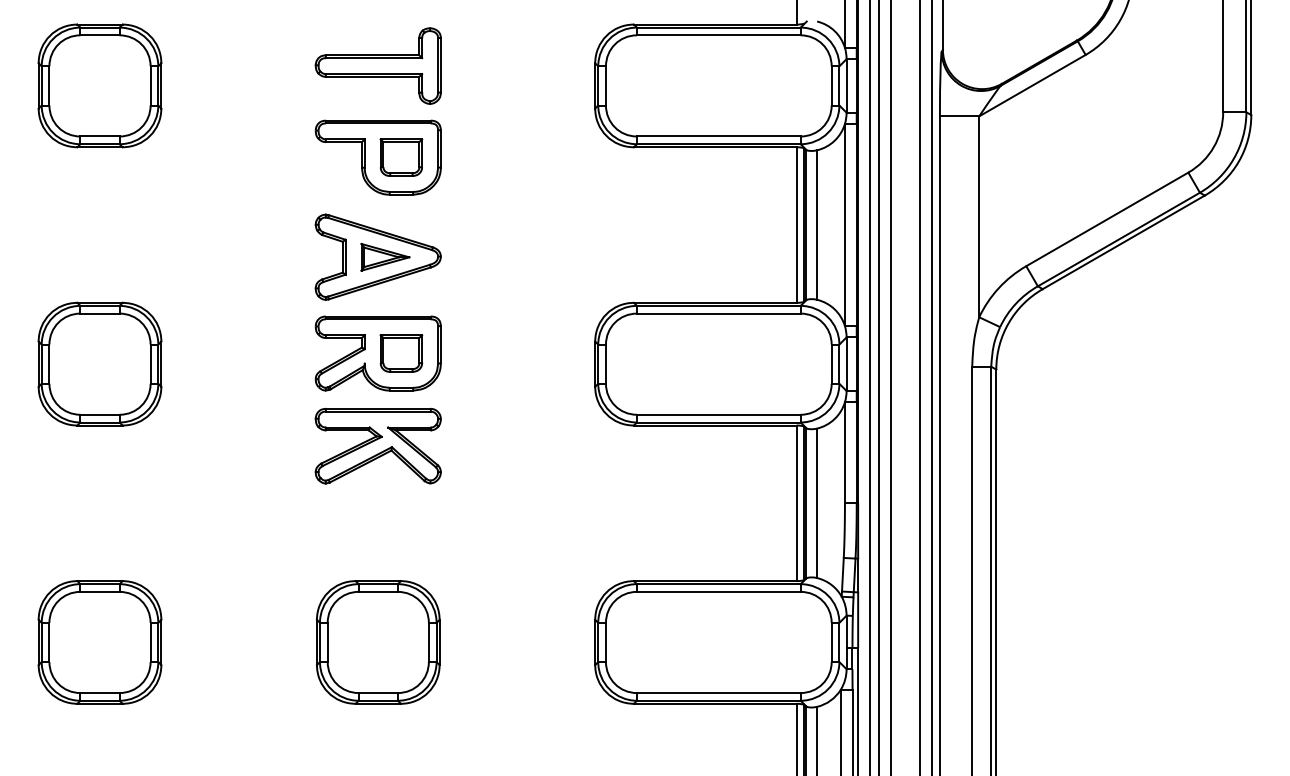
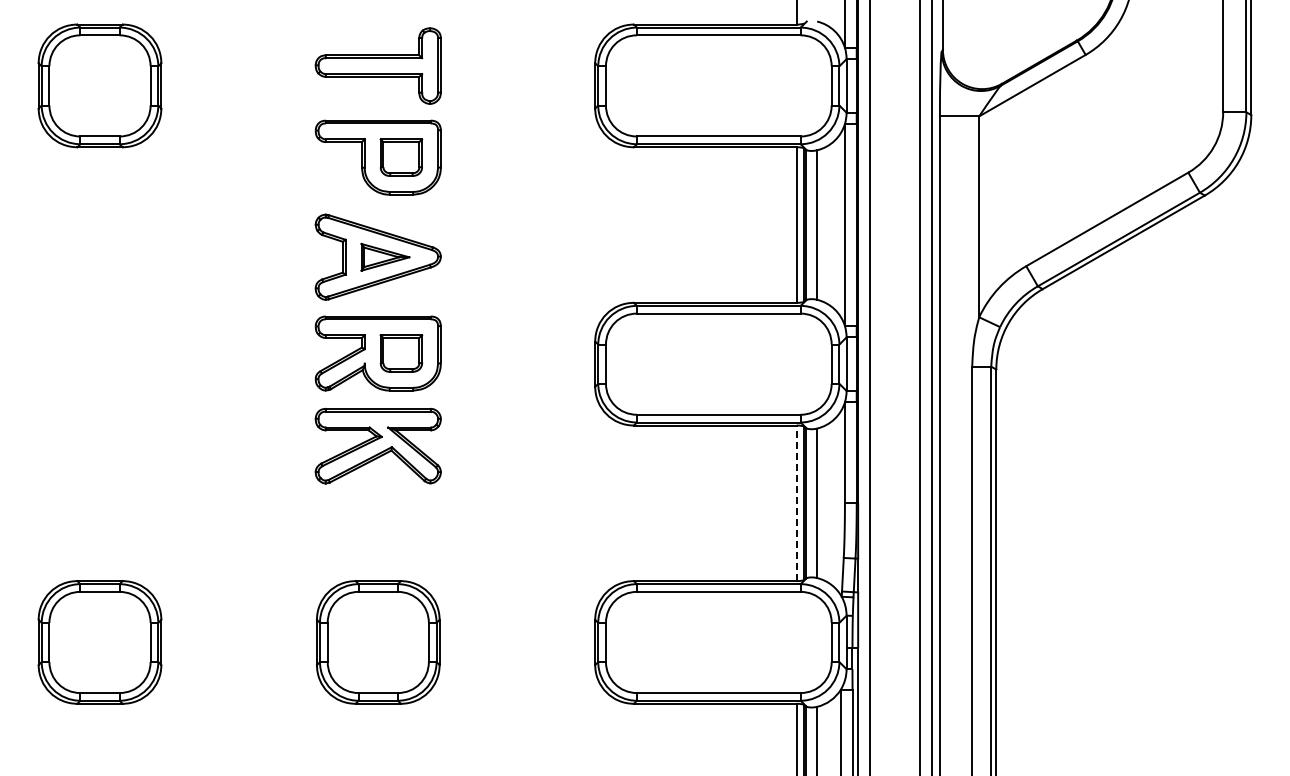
part: present -> none (99, 363)
line: present -> none (878, 387)
line: present -> none (890, 387)
line: solid -> dashed (796, 503)
